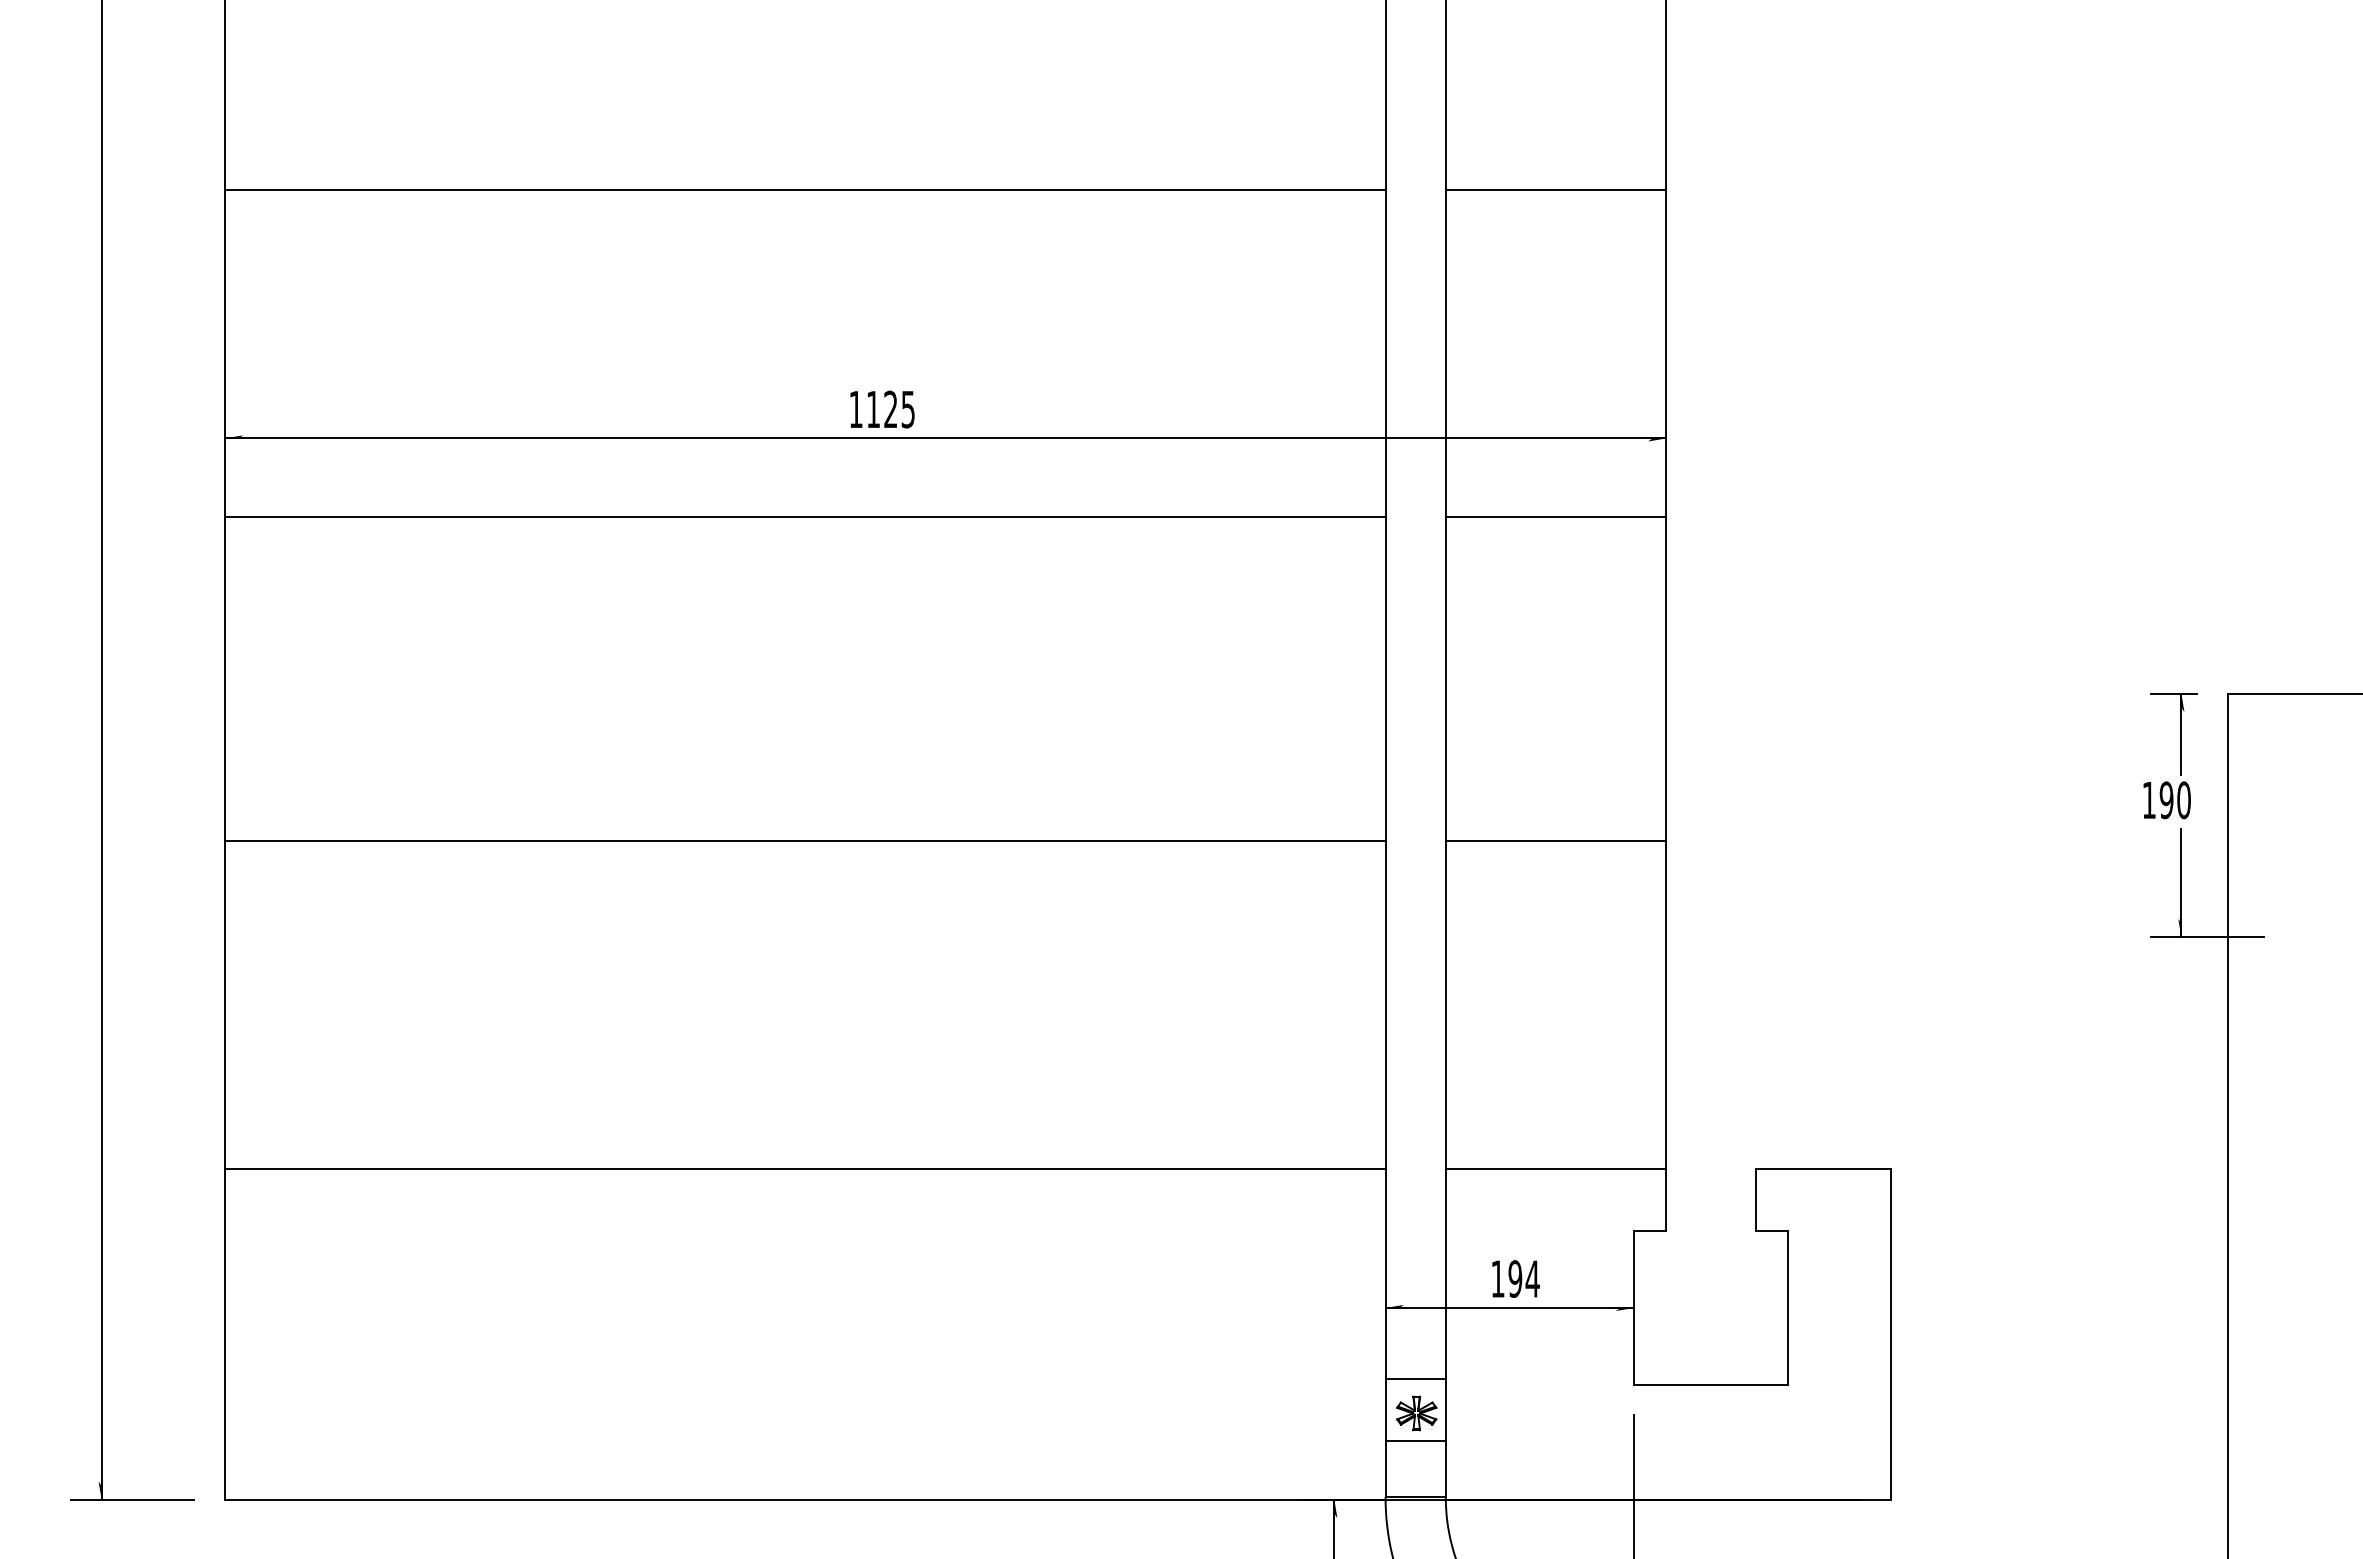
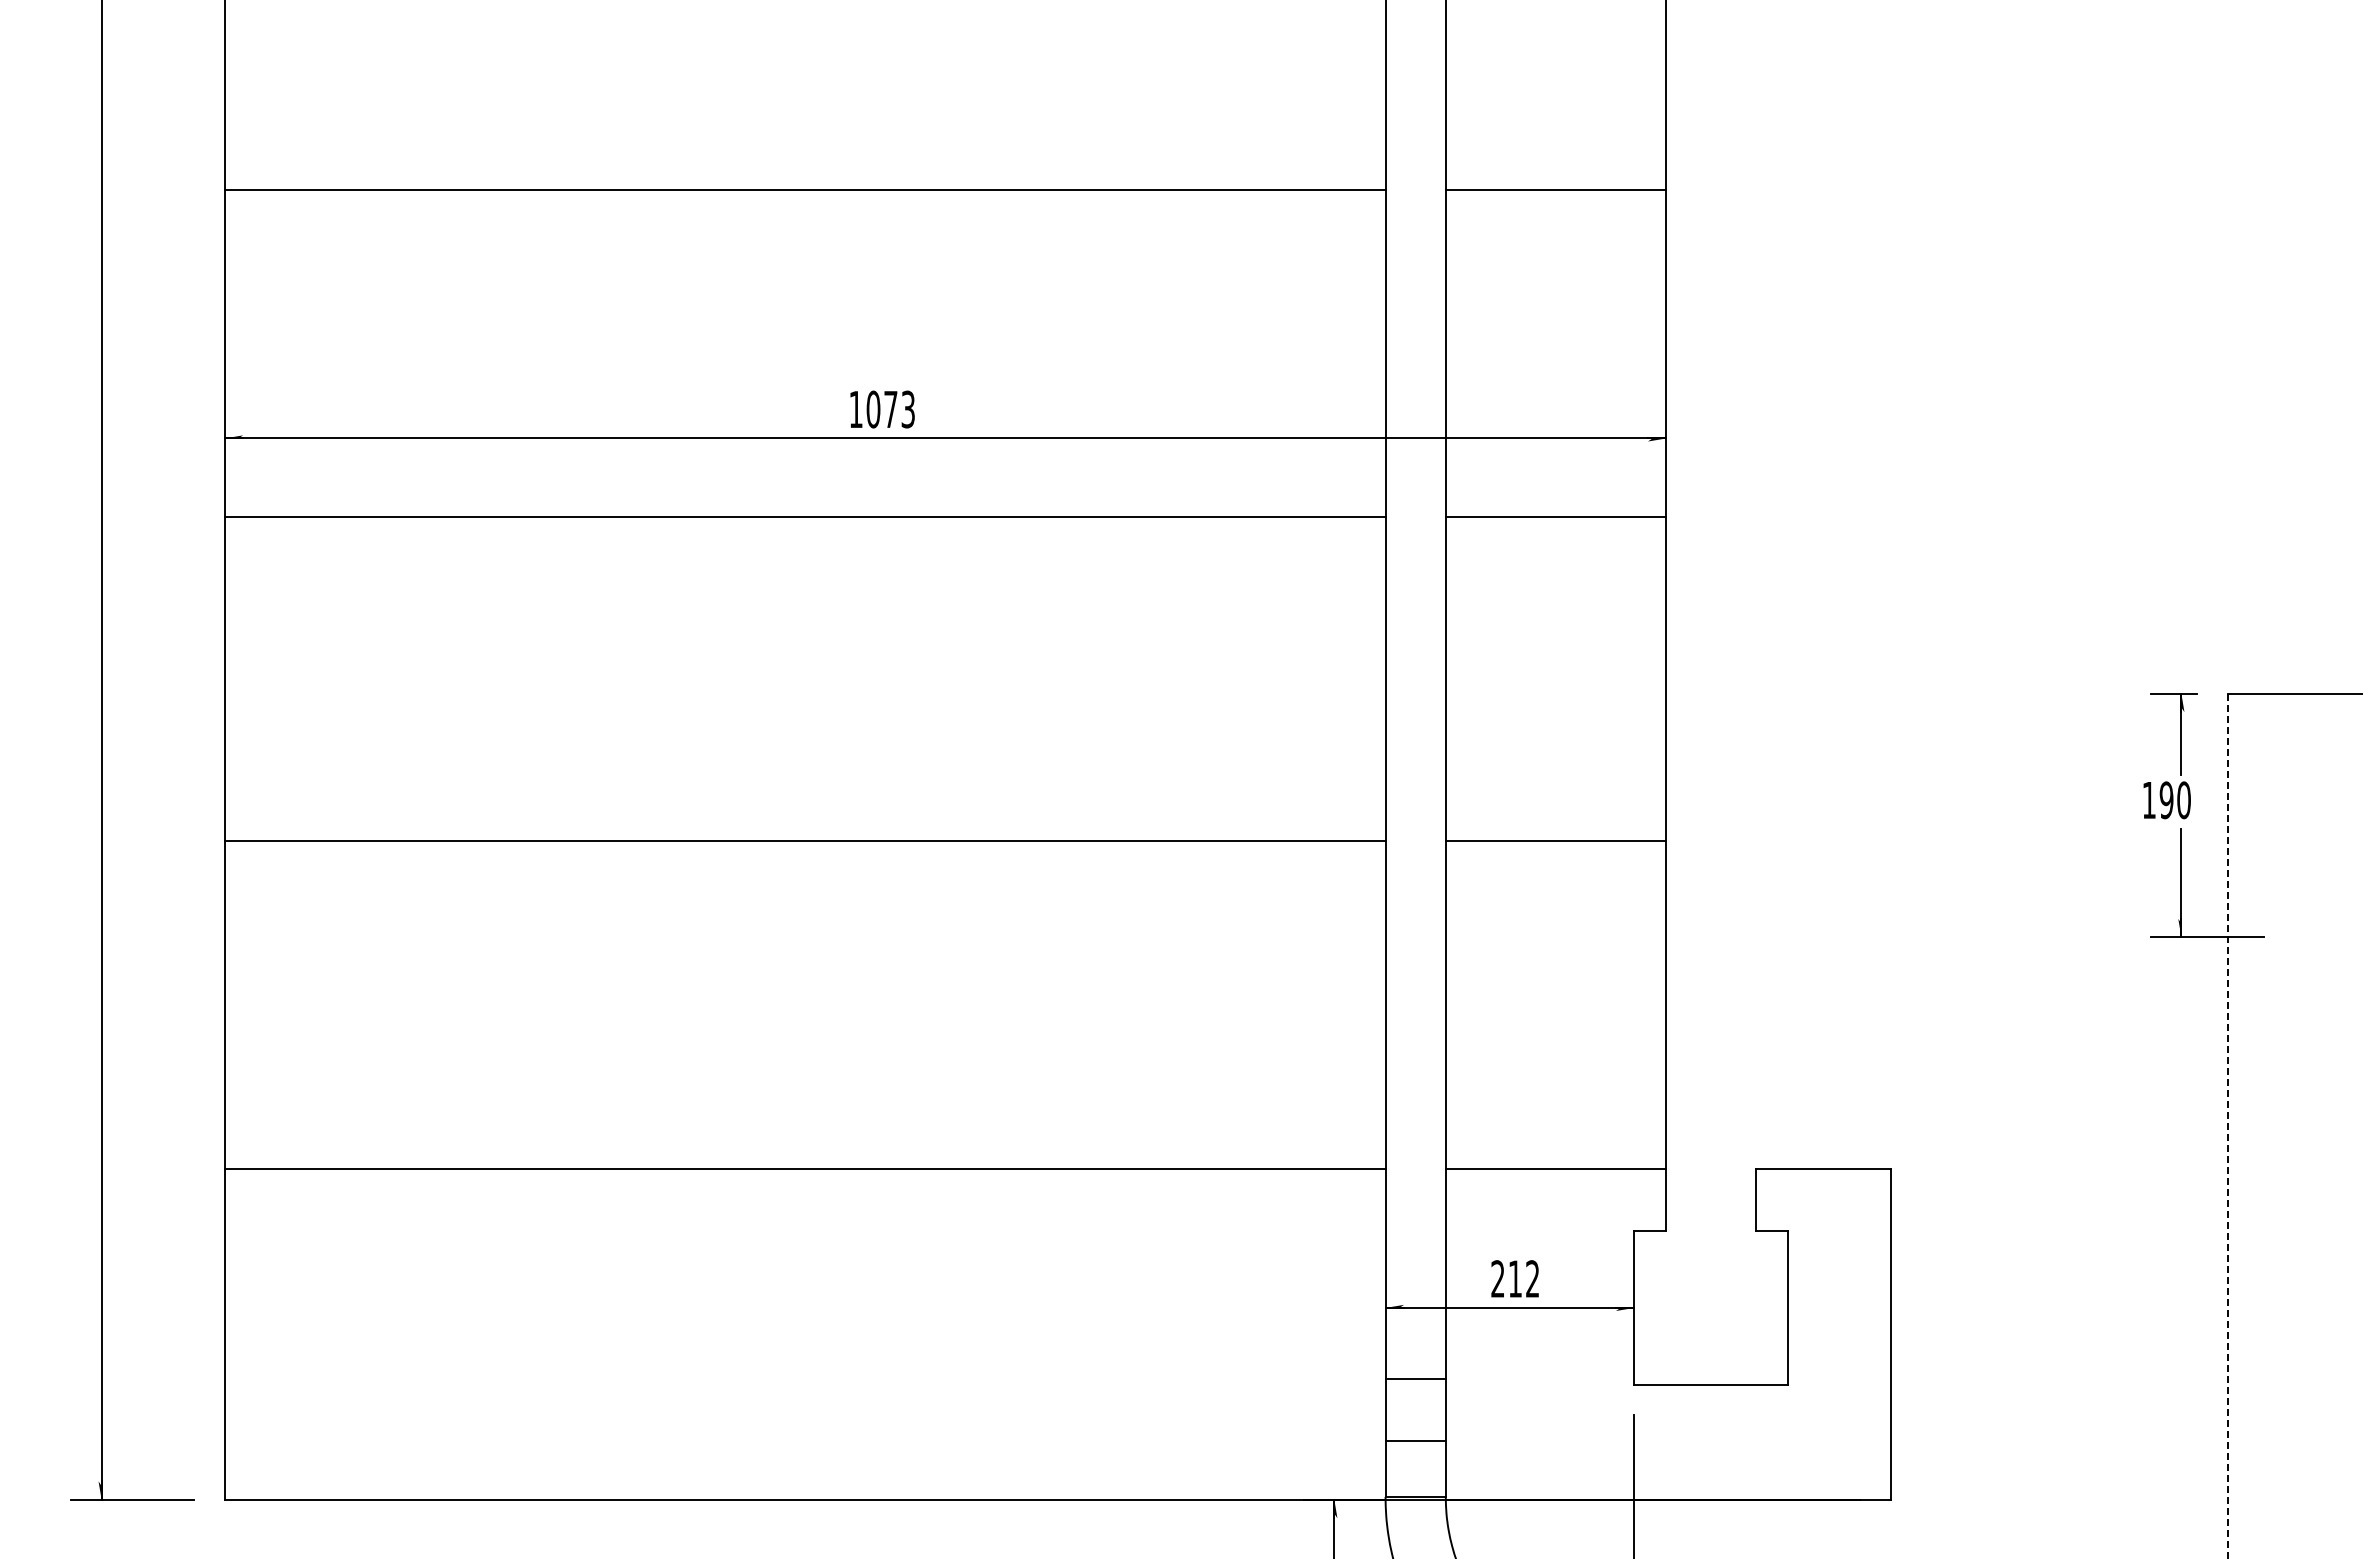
text: 1125 -> 1073 (890, 409)
line: solid -> dashed (2227, 1126)
text: 194 -> 212 (1515, 1278)
part: present -> none (1416, 1413)
